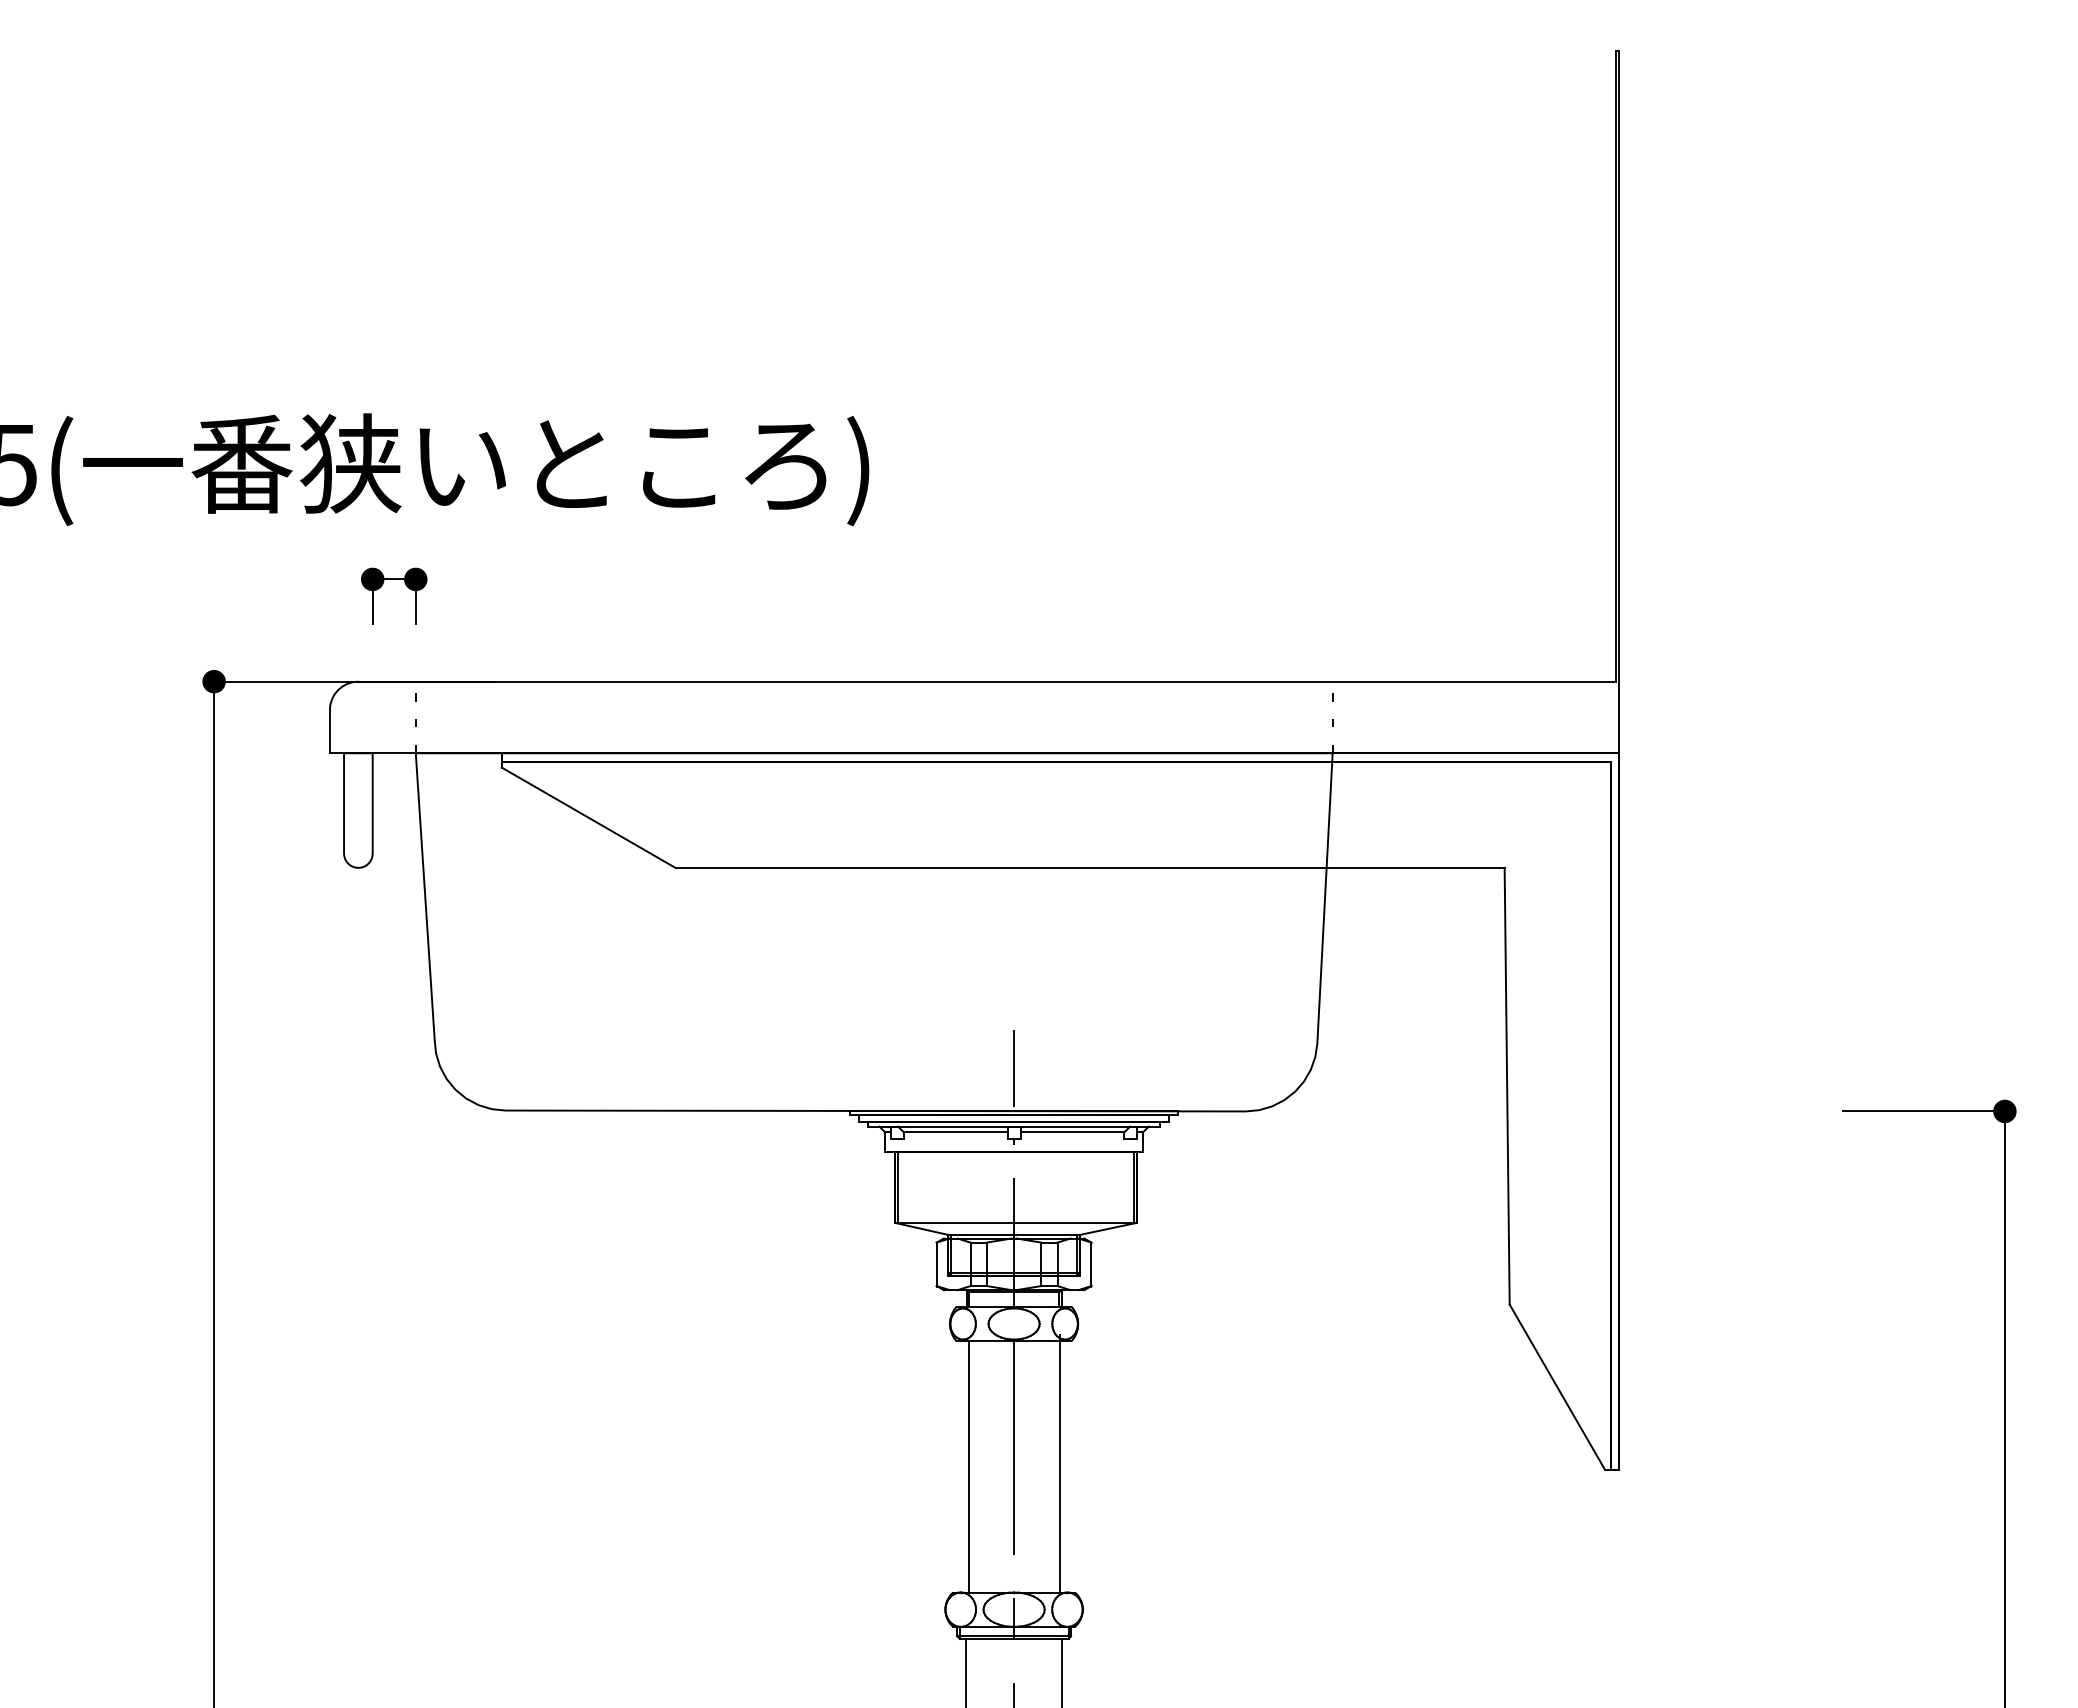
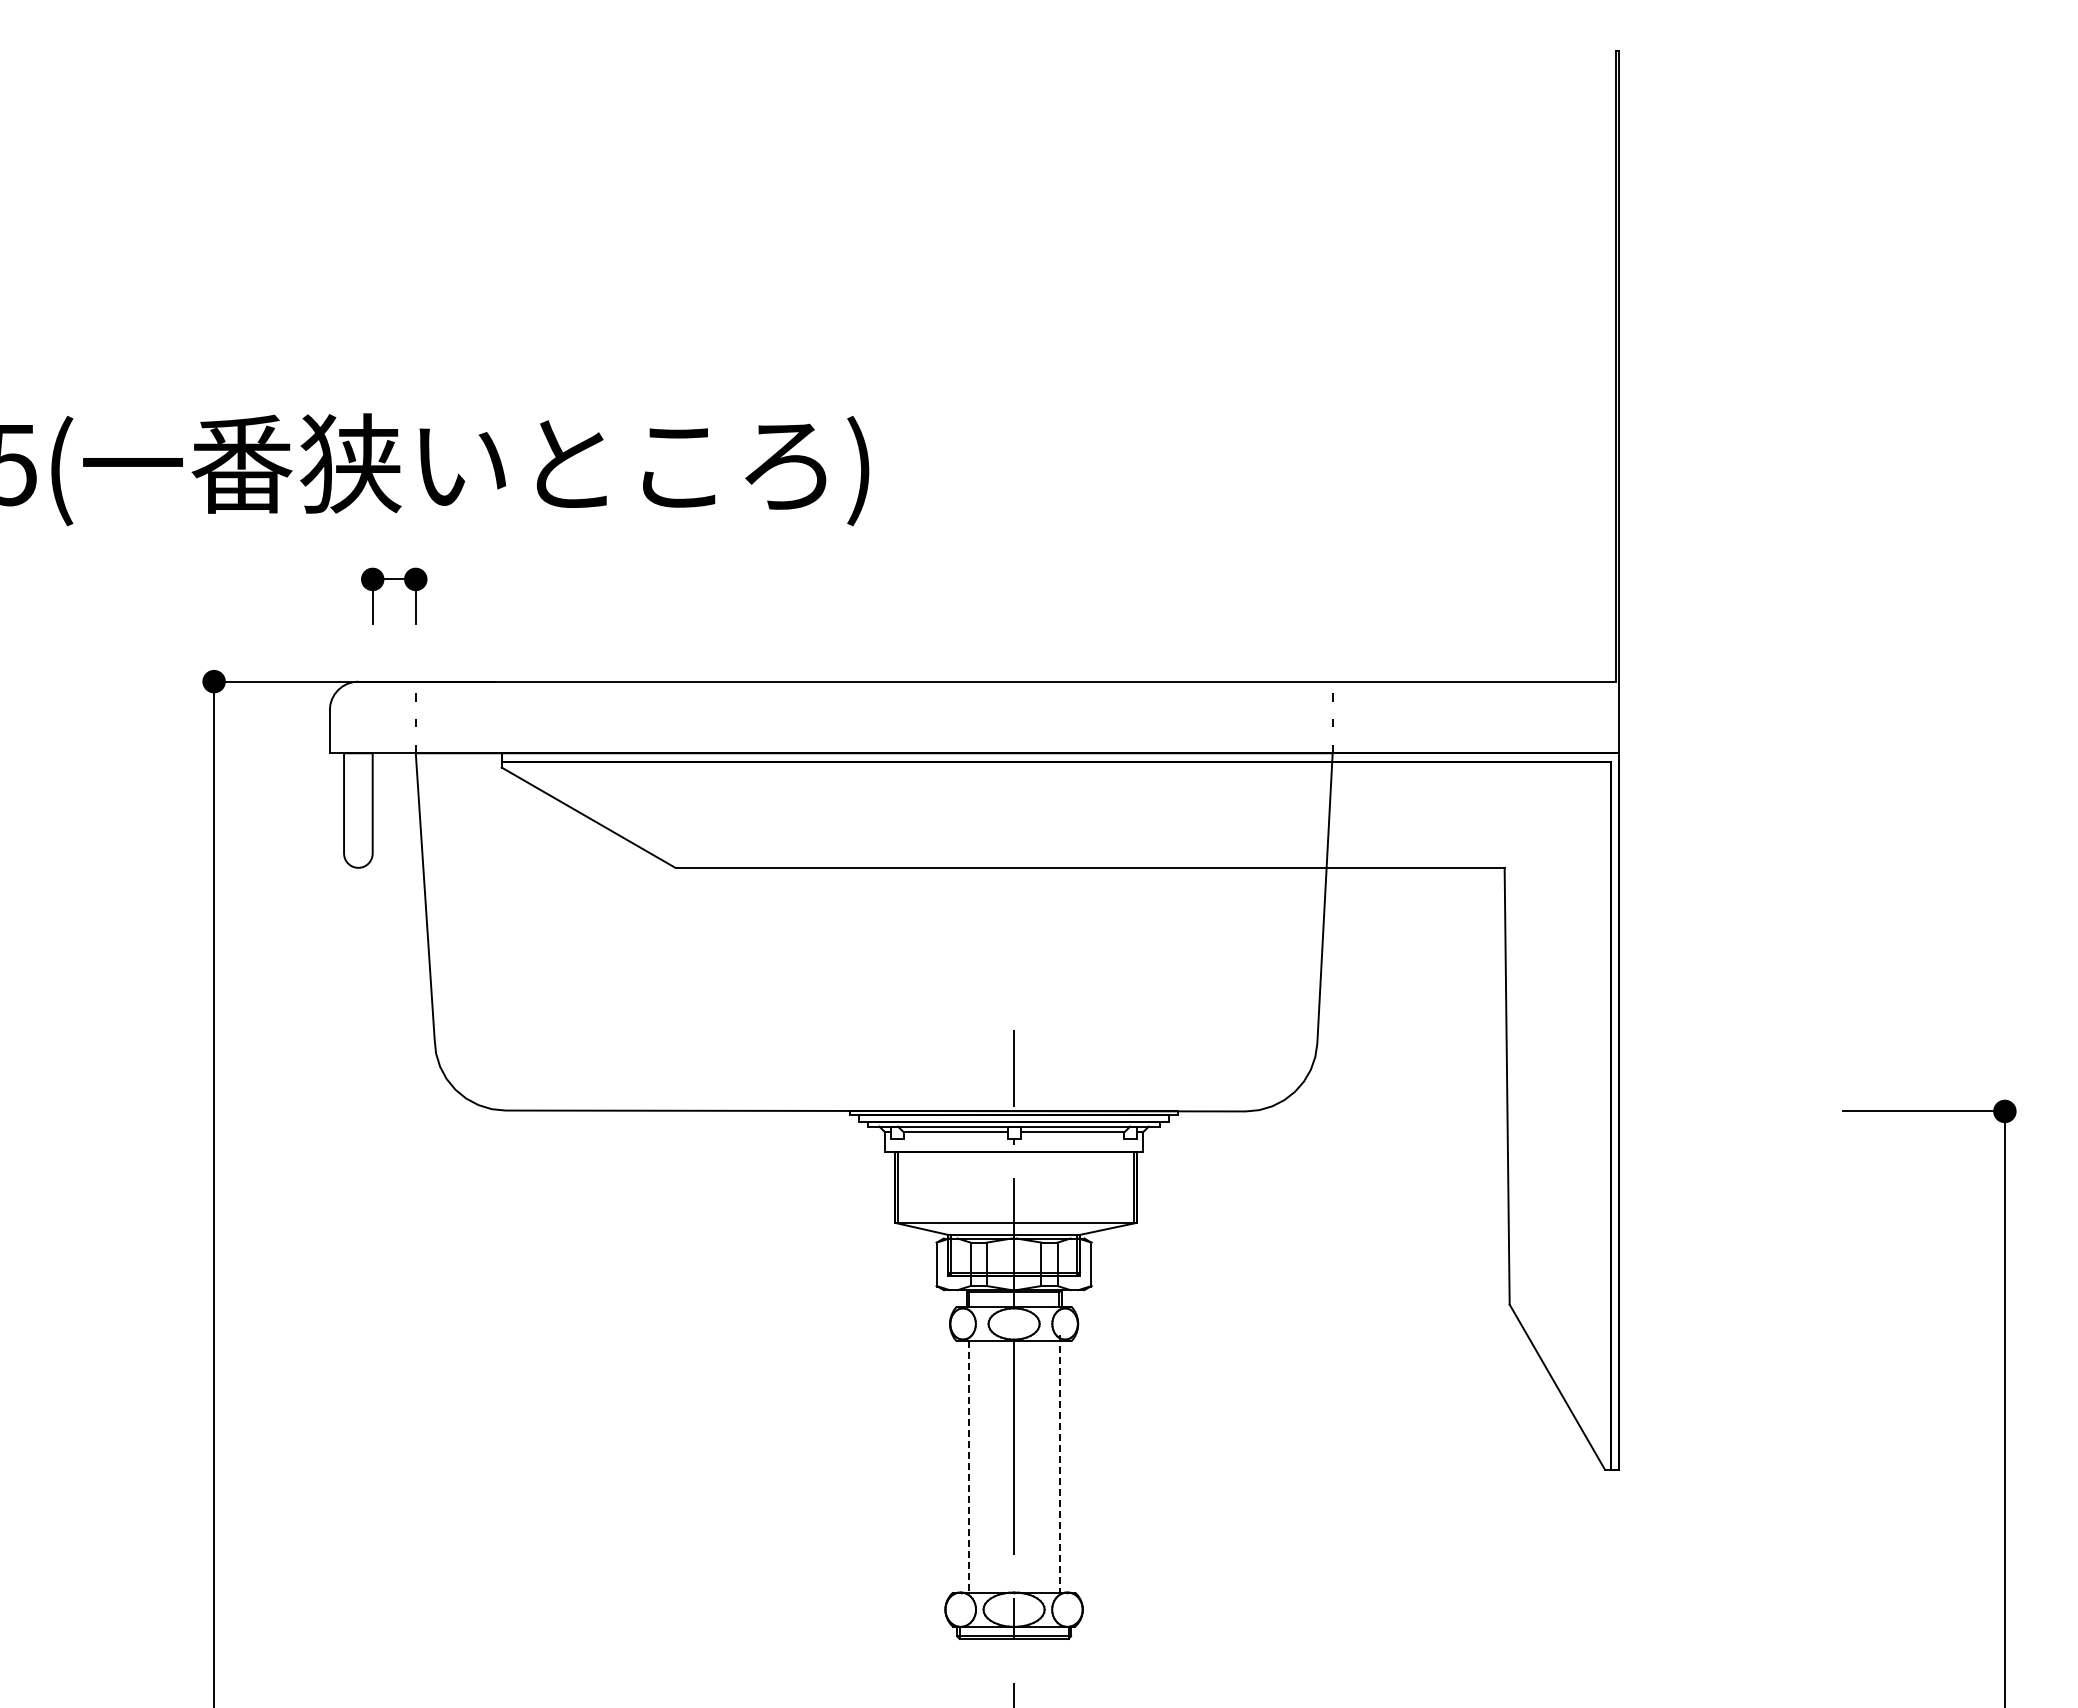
line: solid -> dashed (1059, 1463)
line: solid -> dashed (968, 1467)
line: present -> none (965, 1671)
line: present -> none (1062, 1671)
